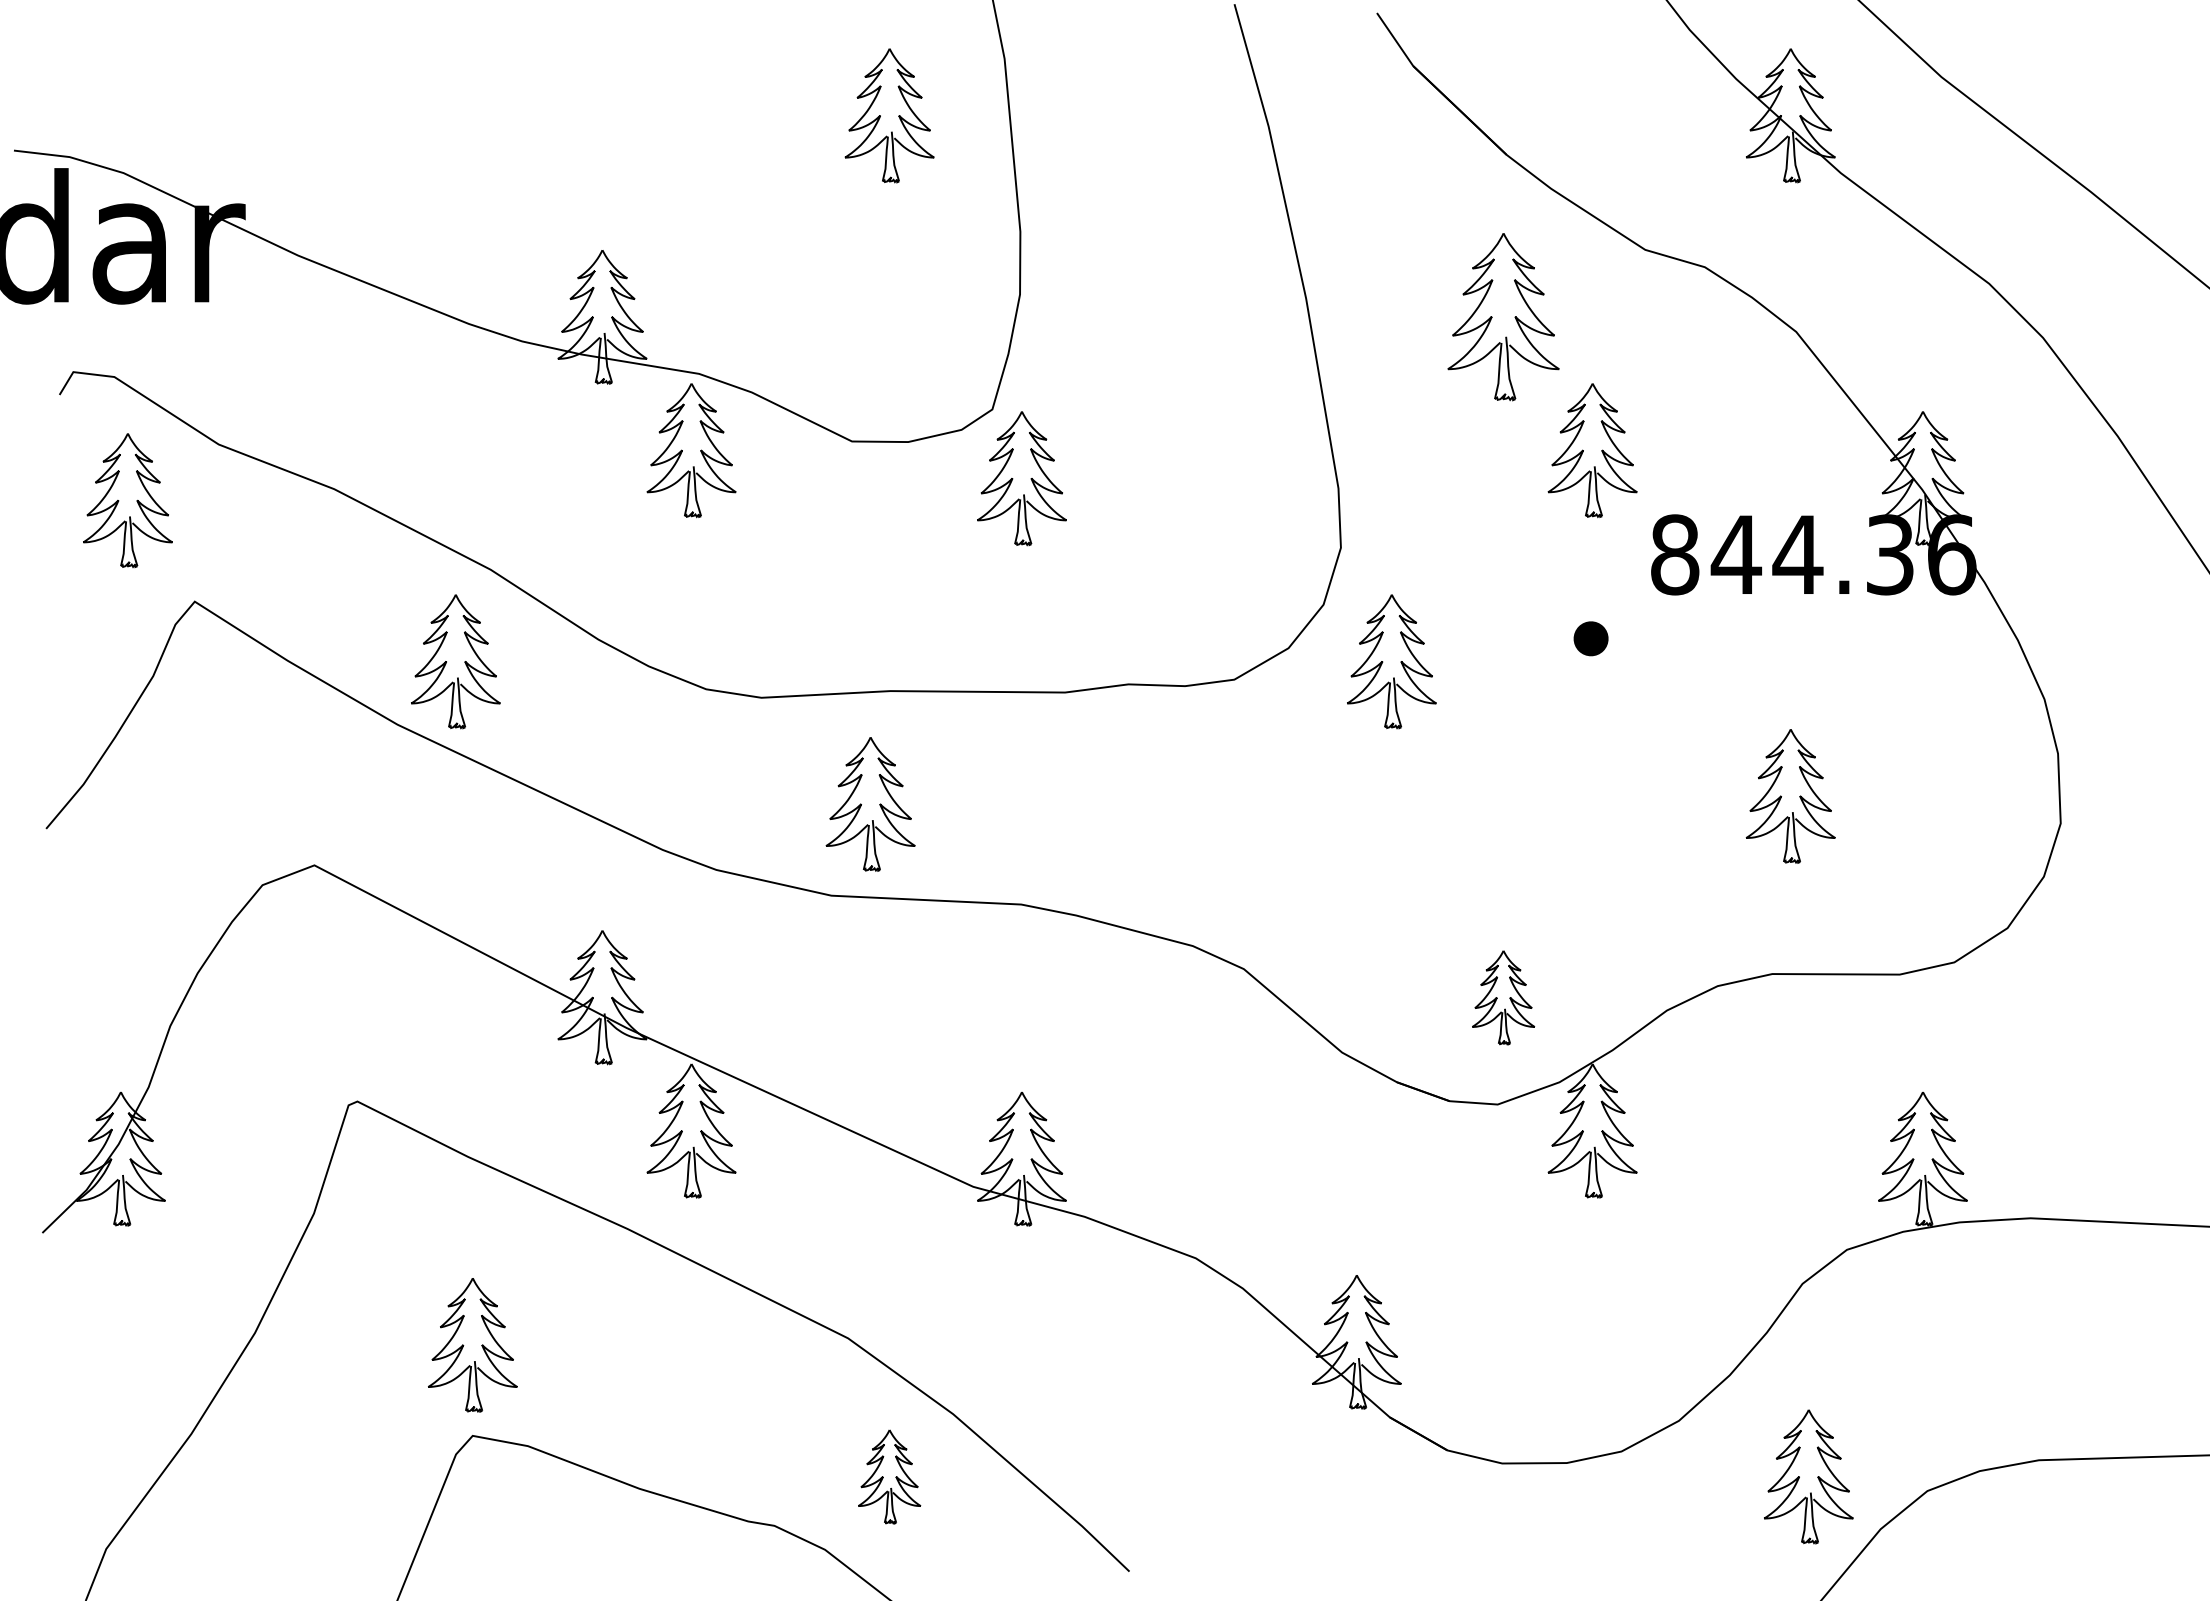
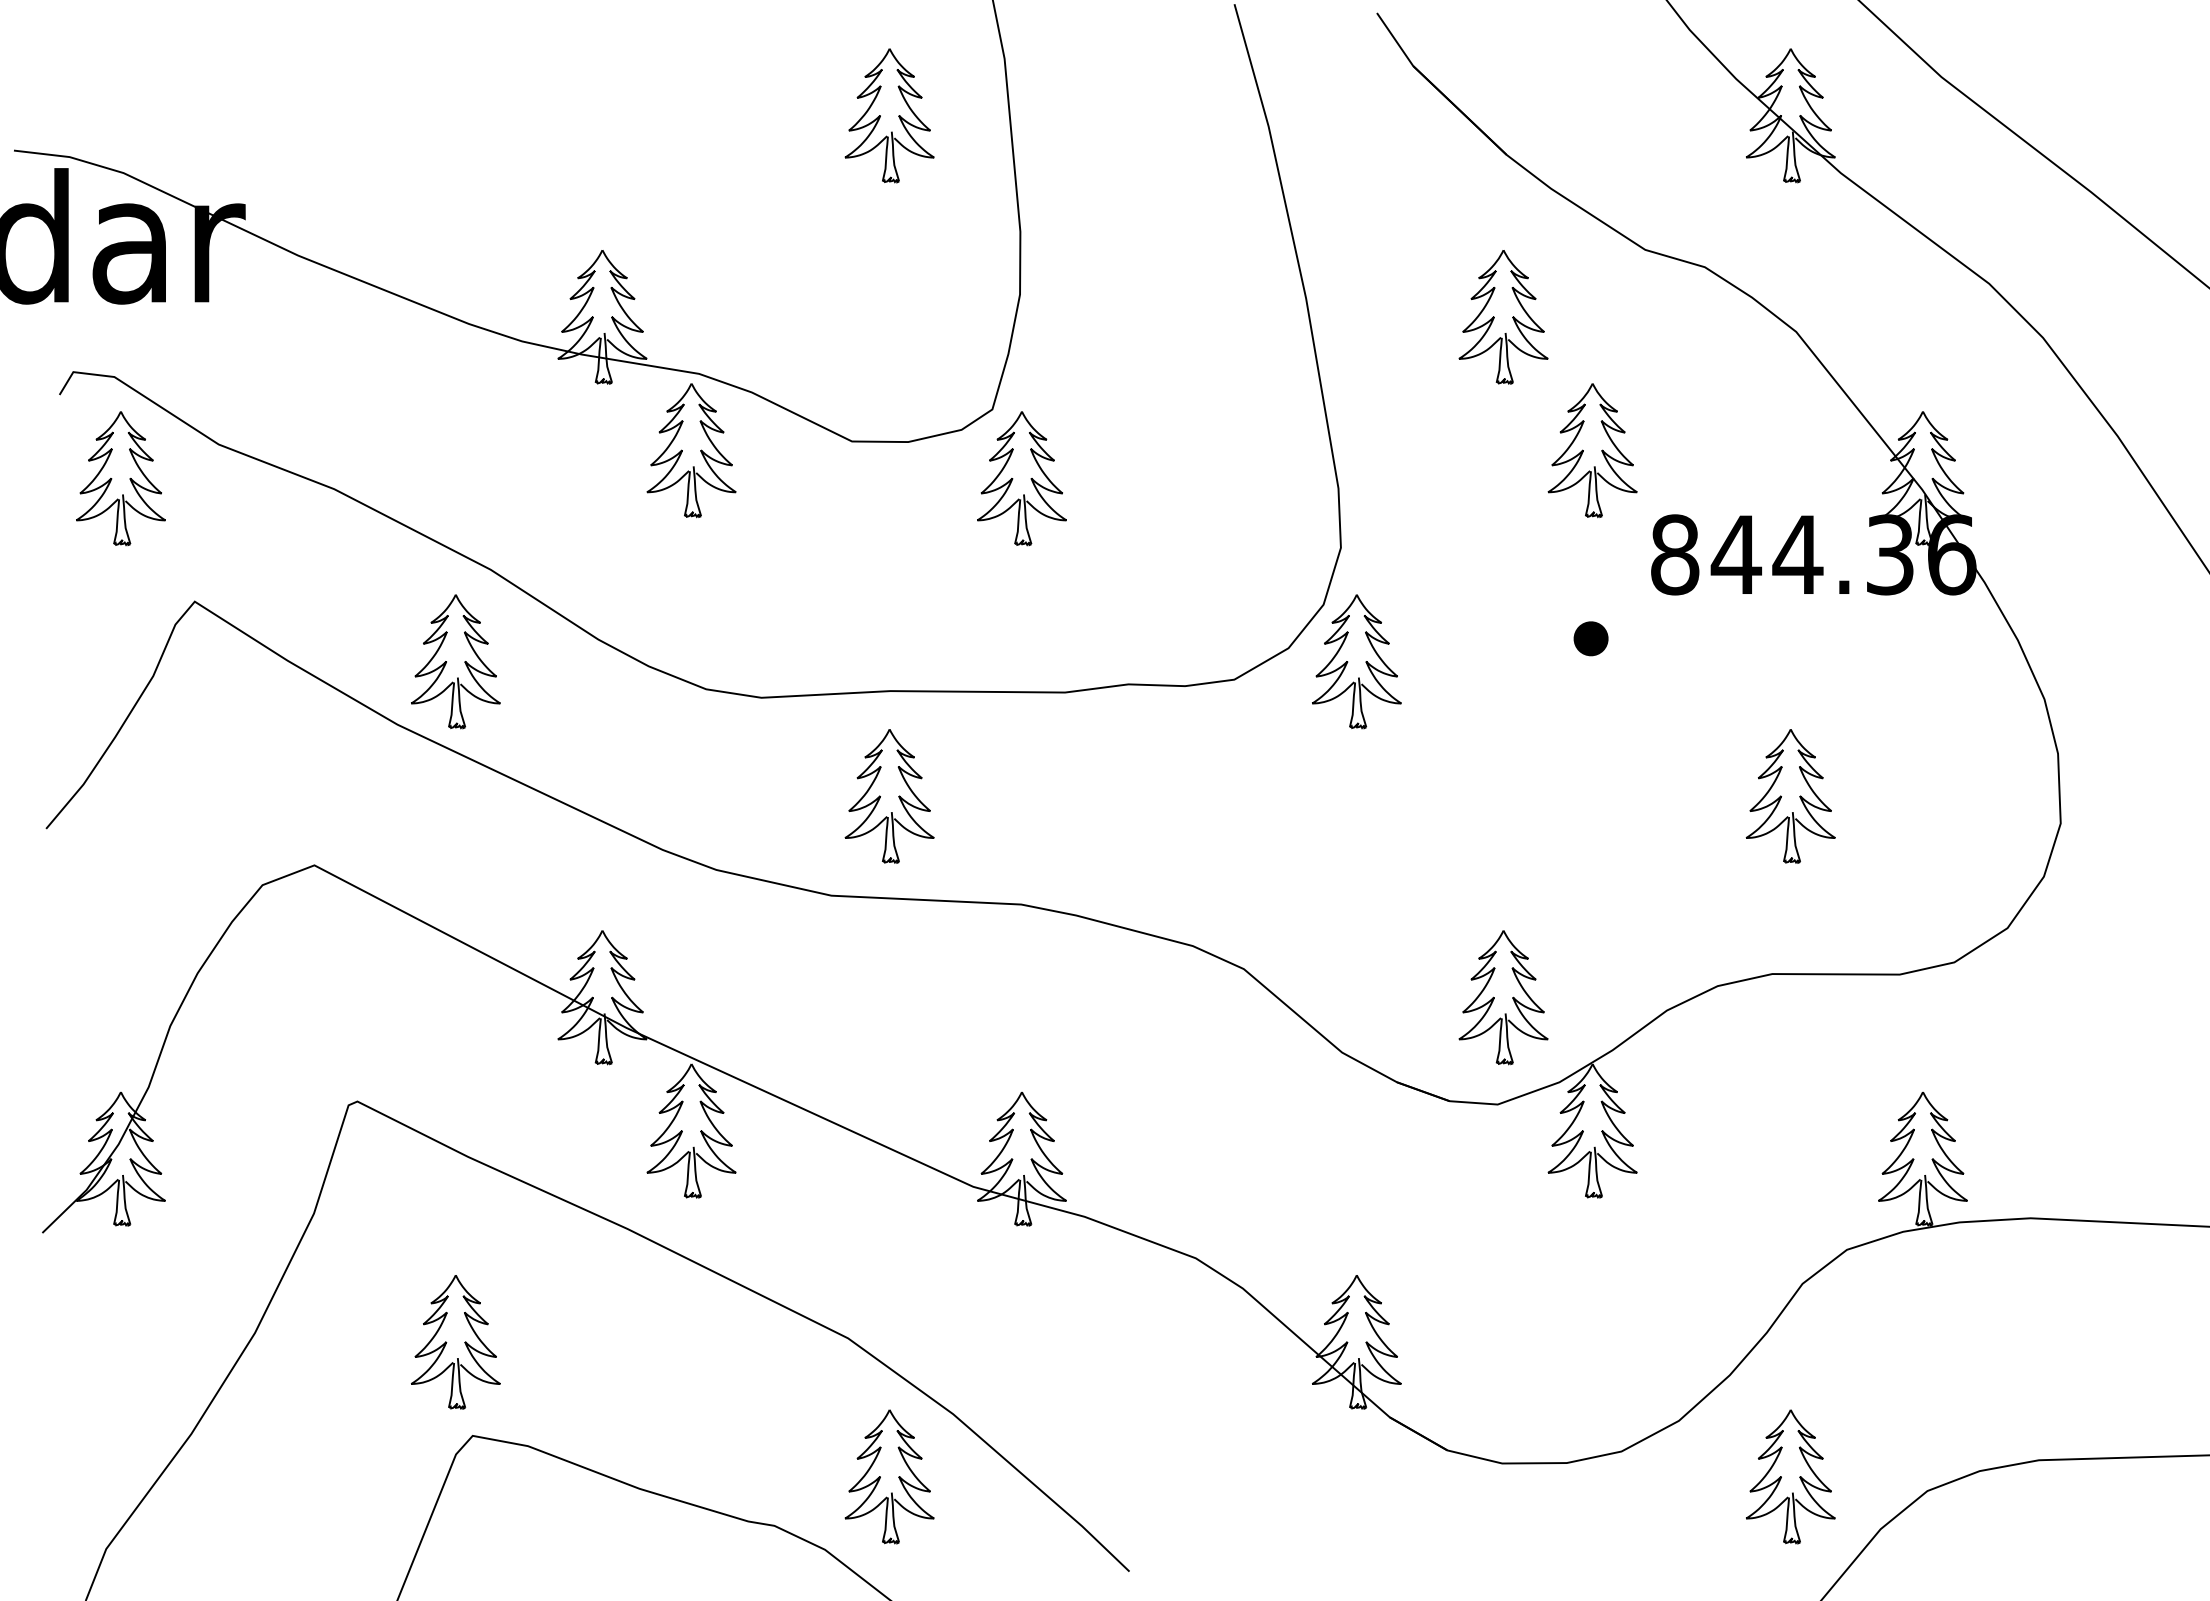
part size: 113x169 px -> 91x135 px (1503, 317)
part position: (127, 500) -> (120, 478) (120, 478)
part position: (1391, 661) -> (1356, 661) (1356, 661)
part position: (870, 804) -> (889, 796) (889, 796)
part size: 64x96 px -> 91x136 px (1503, 997)
part position: (472, 1345) -> (455, 1342) (455, 1342)
part size: 64x96 px -> 91x136 px (889, 1476)
part position: (1808, 1476) -> (1790, 1476) (1790, 1476)
